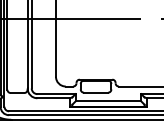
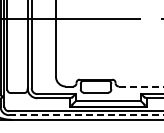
line: solid -> dashed (141, 86)
line: solid -> dashed (87, 115)
